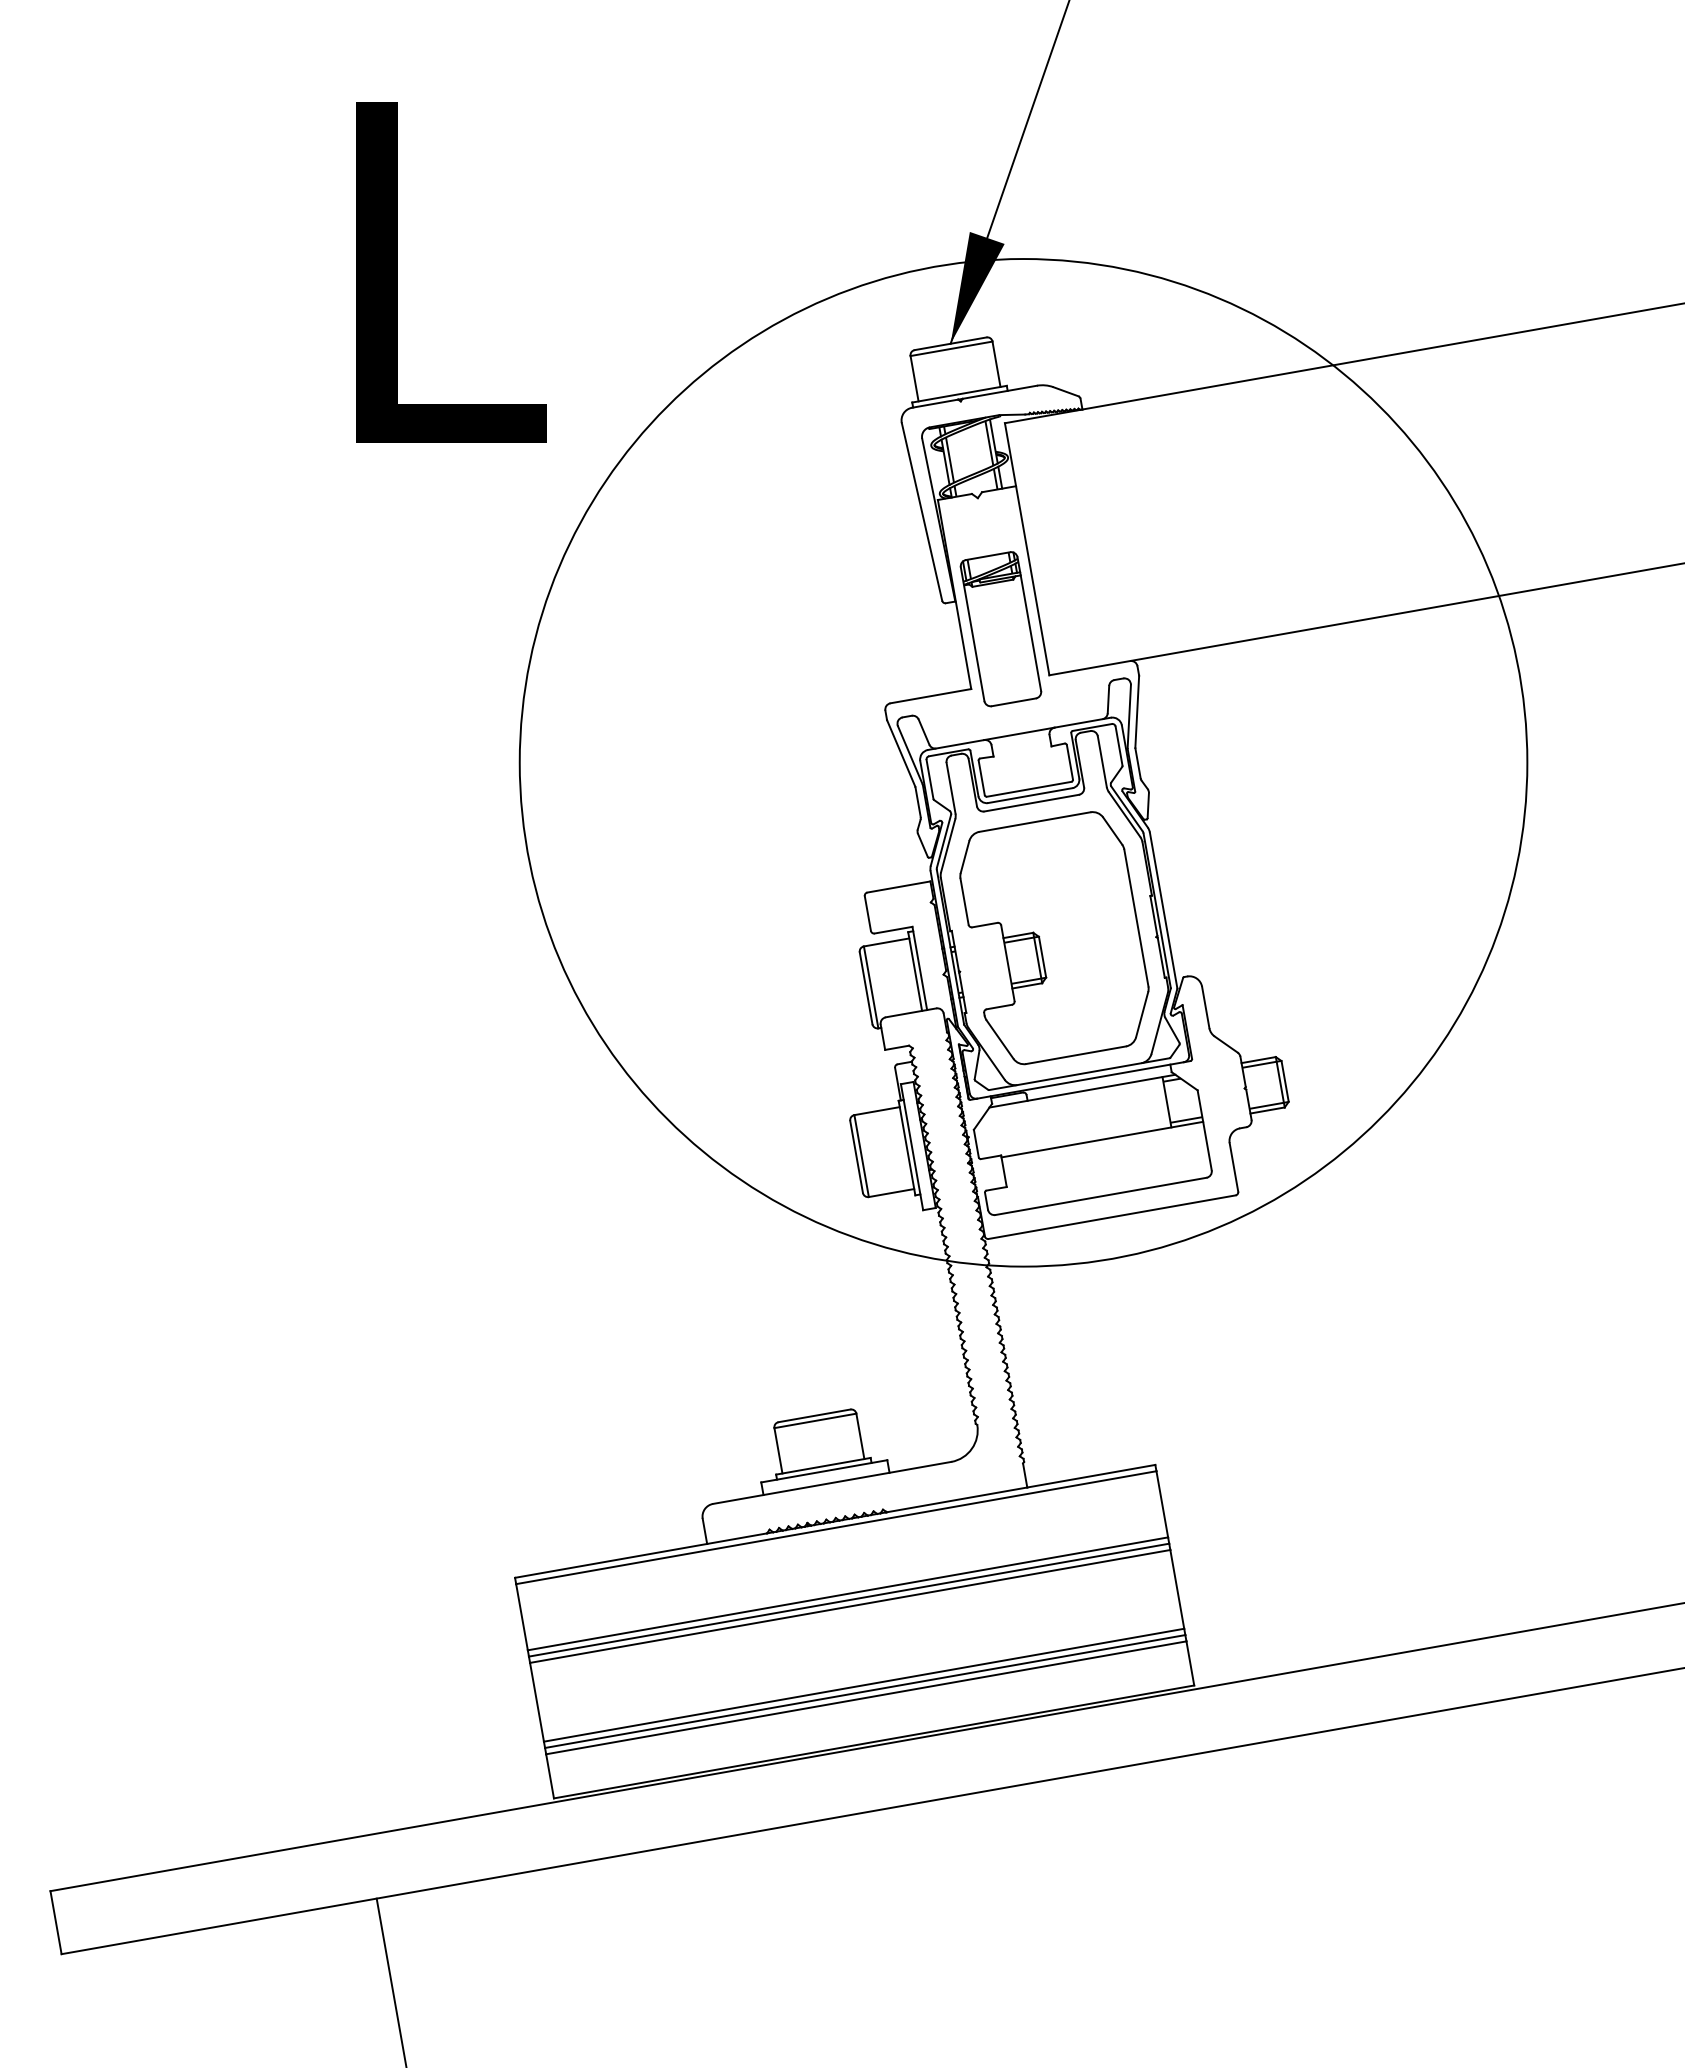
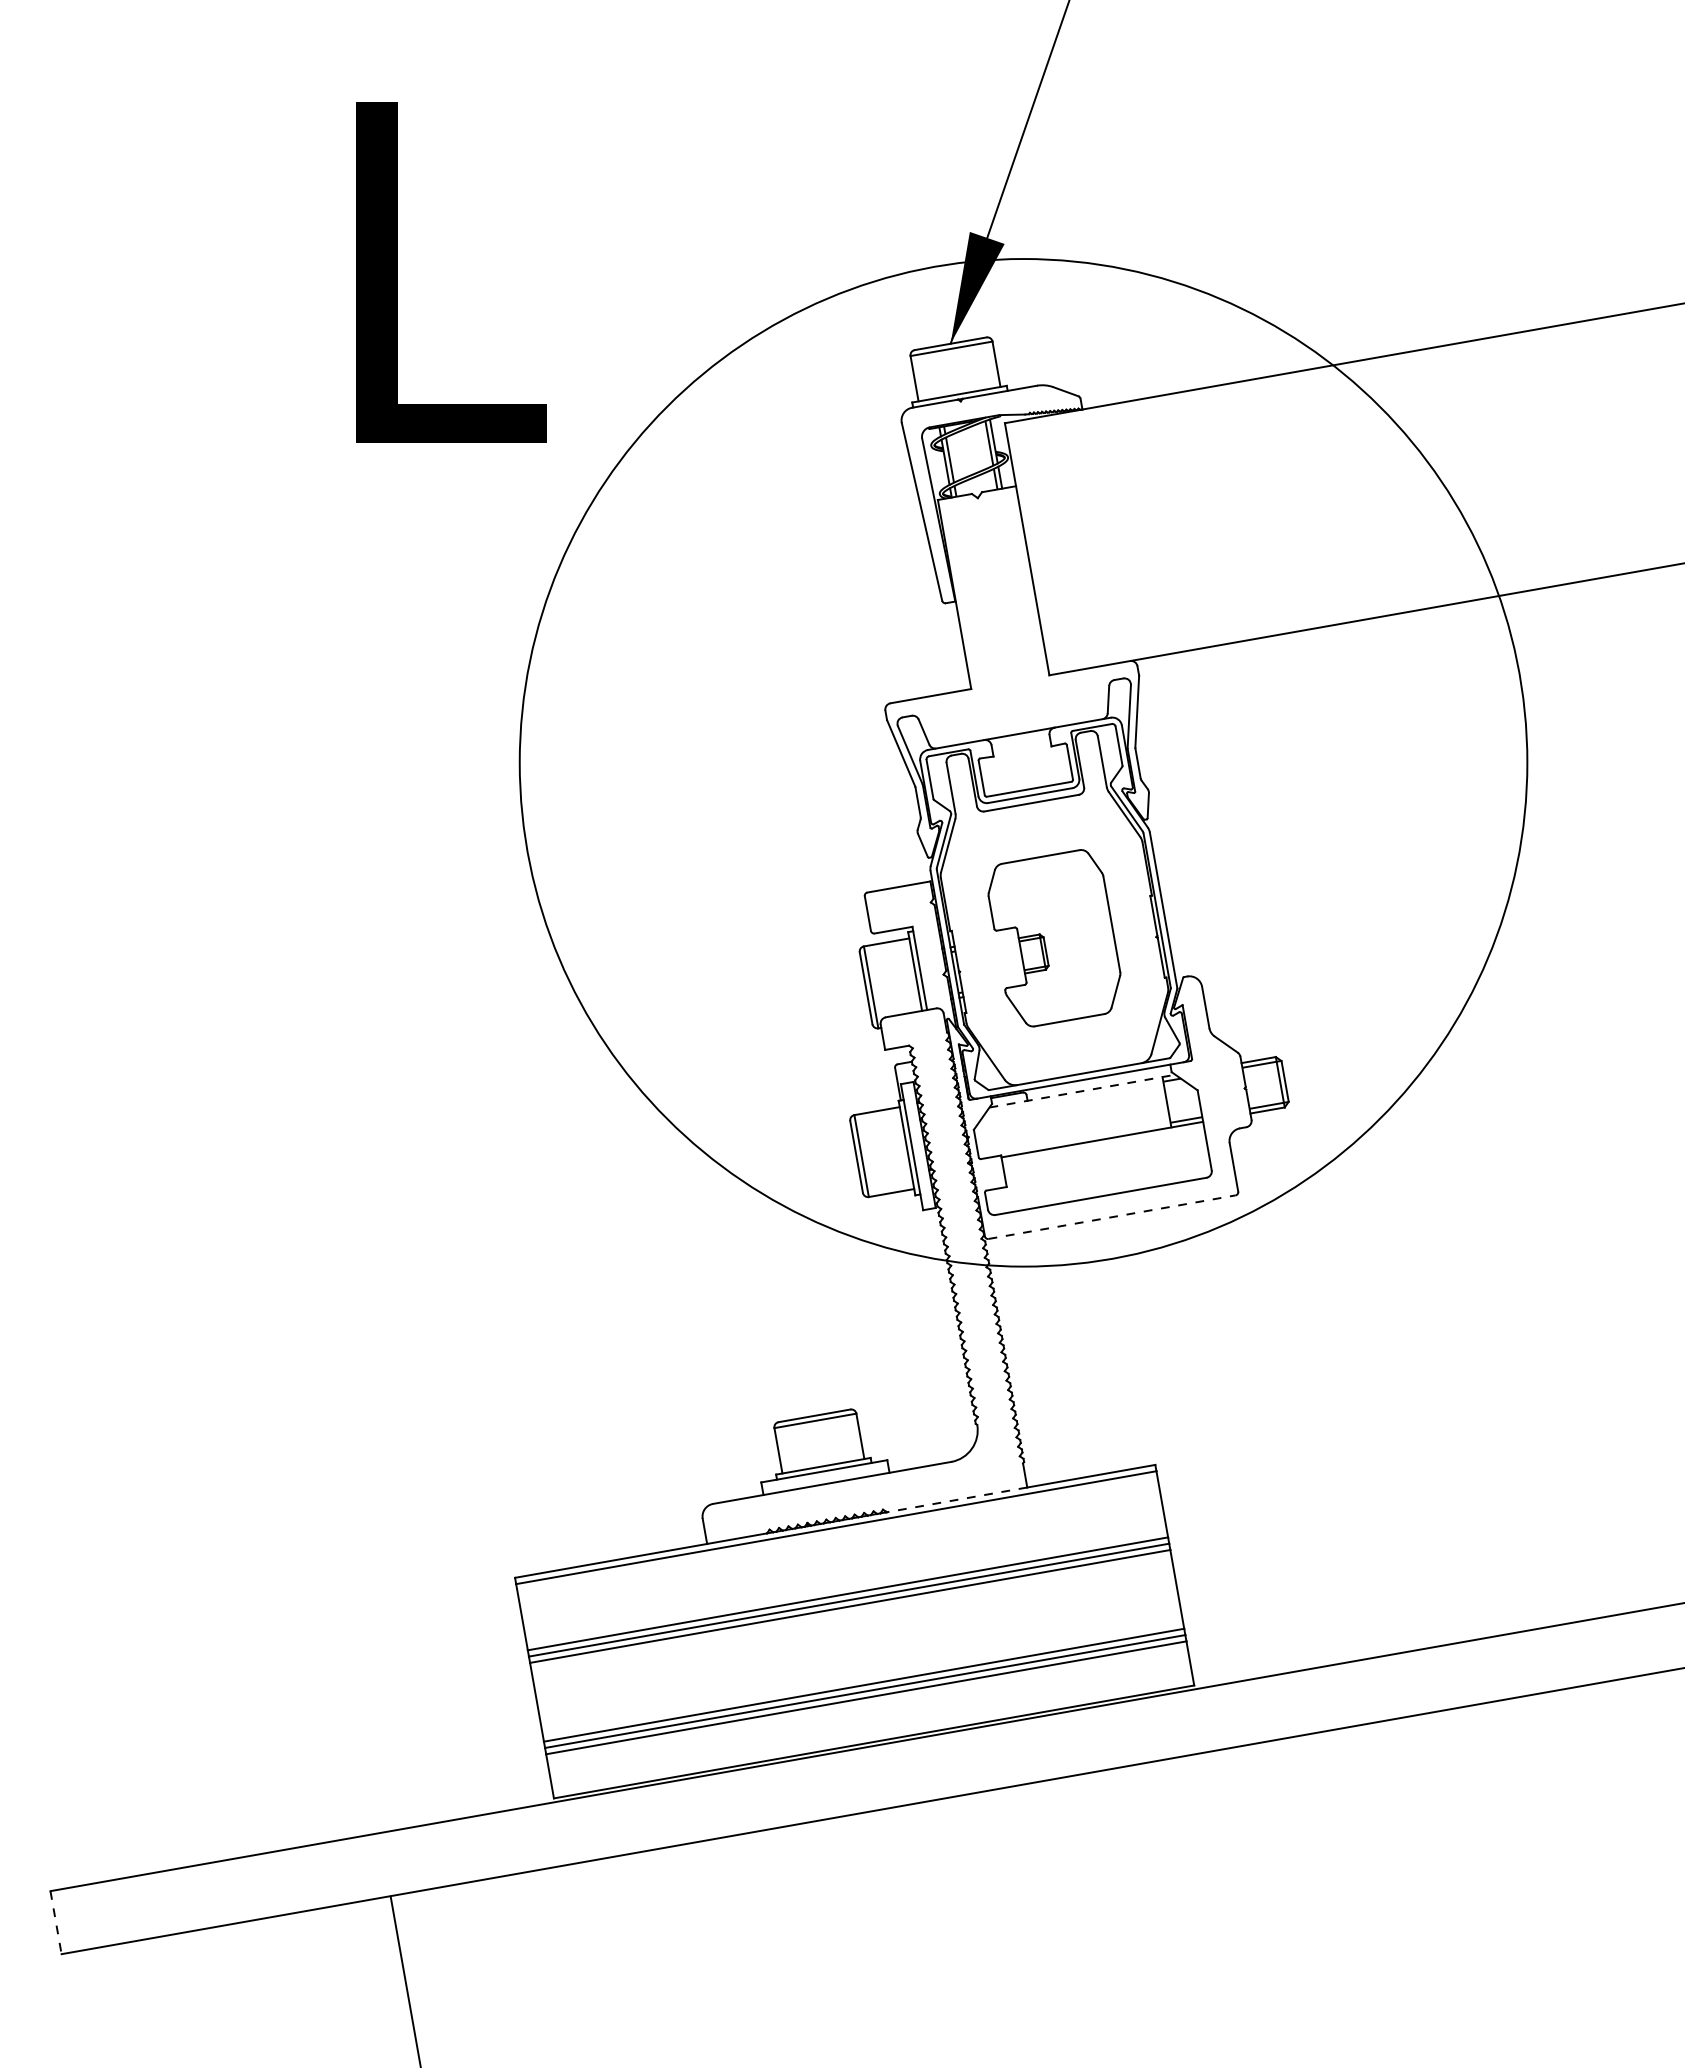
part: present -> none (1000, 629)
part size: 191x255 px -> 135x179 px (1054, 938)
line: solid -> dashed (1082, 1091)
line: solid -> dashed (1112, 1217)
line: solid -> dashed (956, 1499)
line: solid -> dashed (56, 1922)
line position: (390, 1981) -> (405, 1980) (405, 1980)
